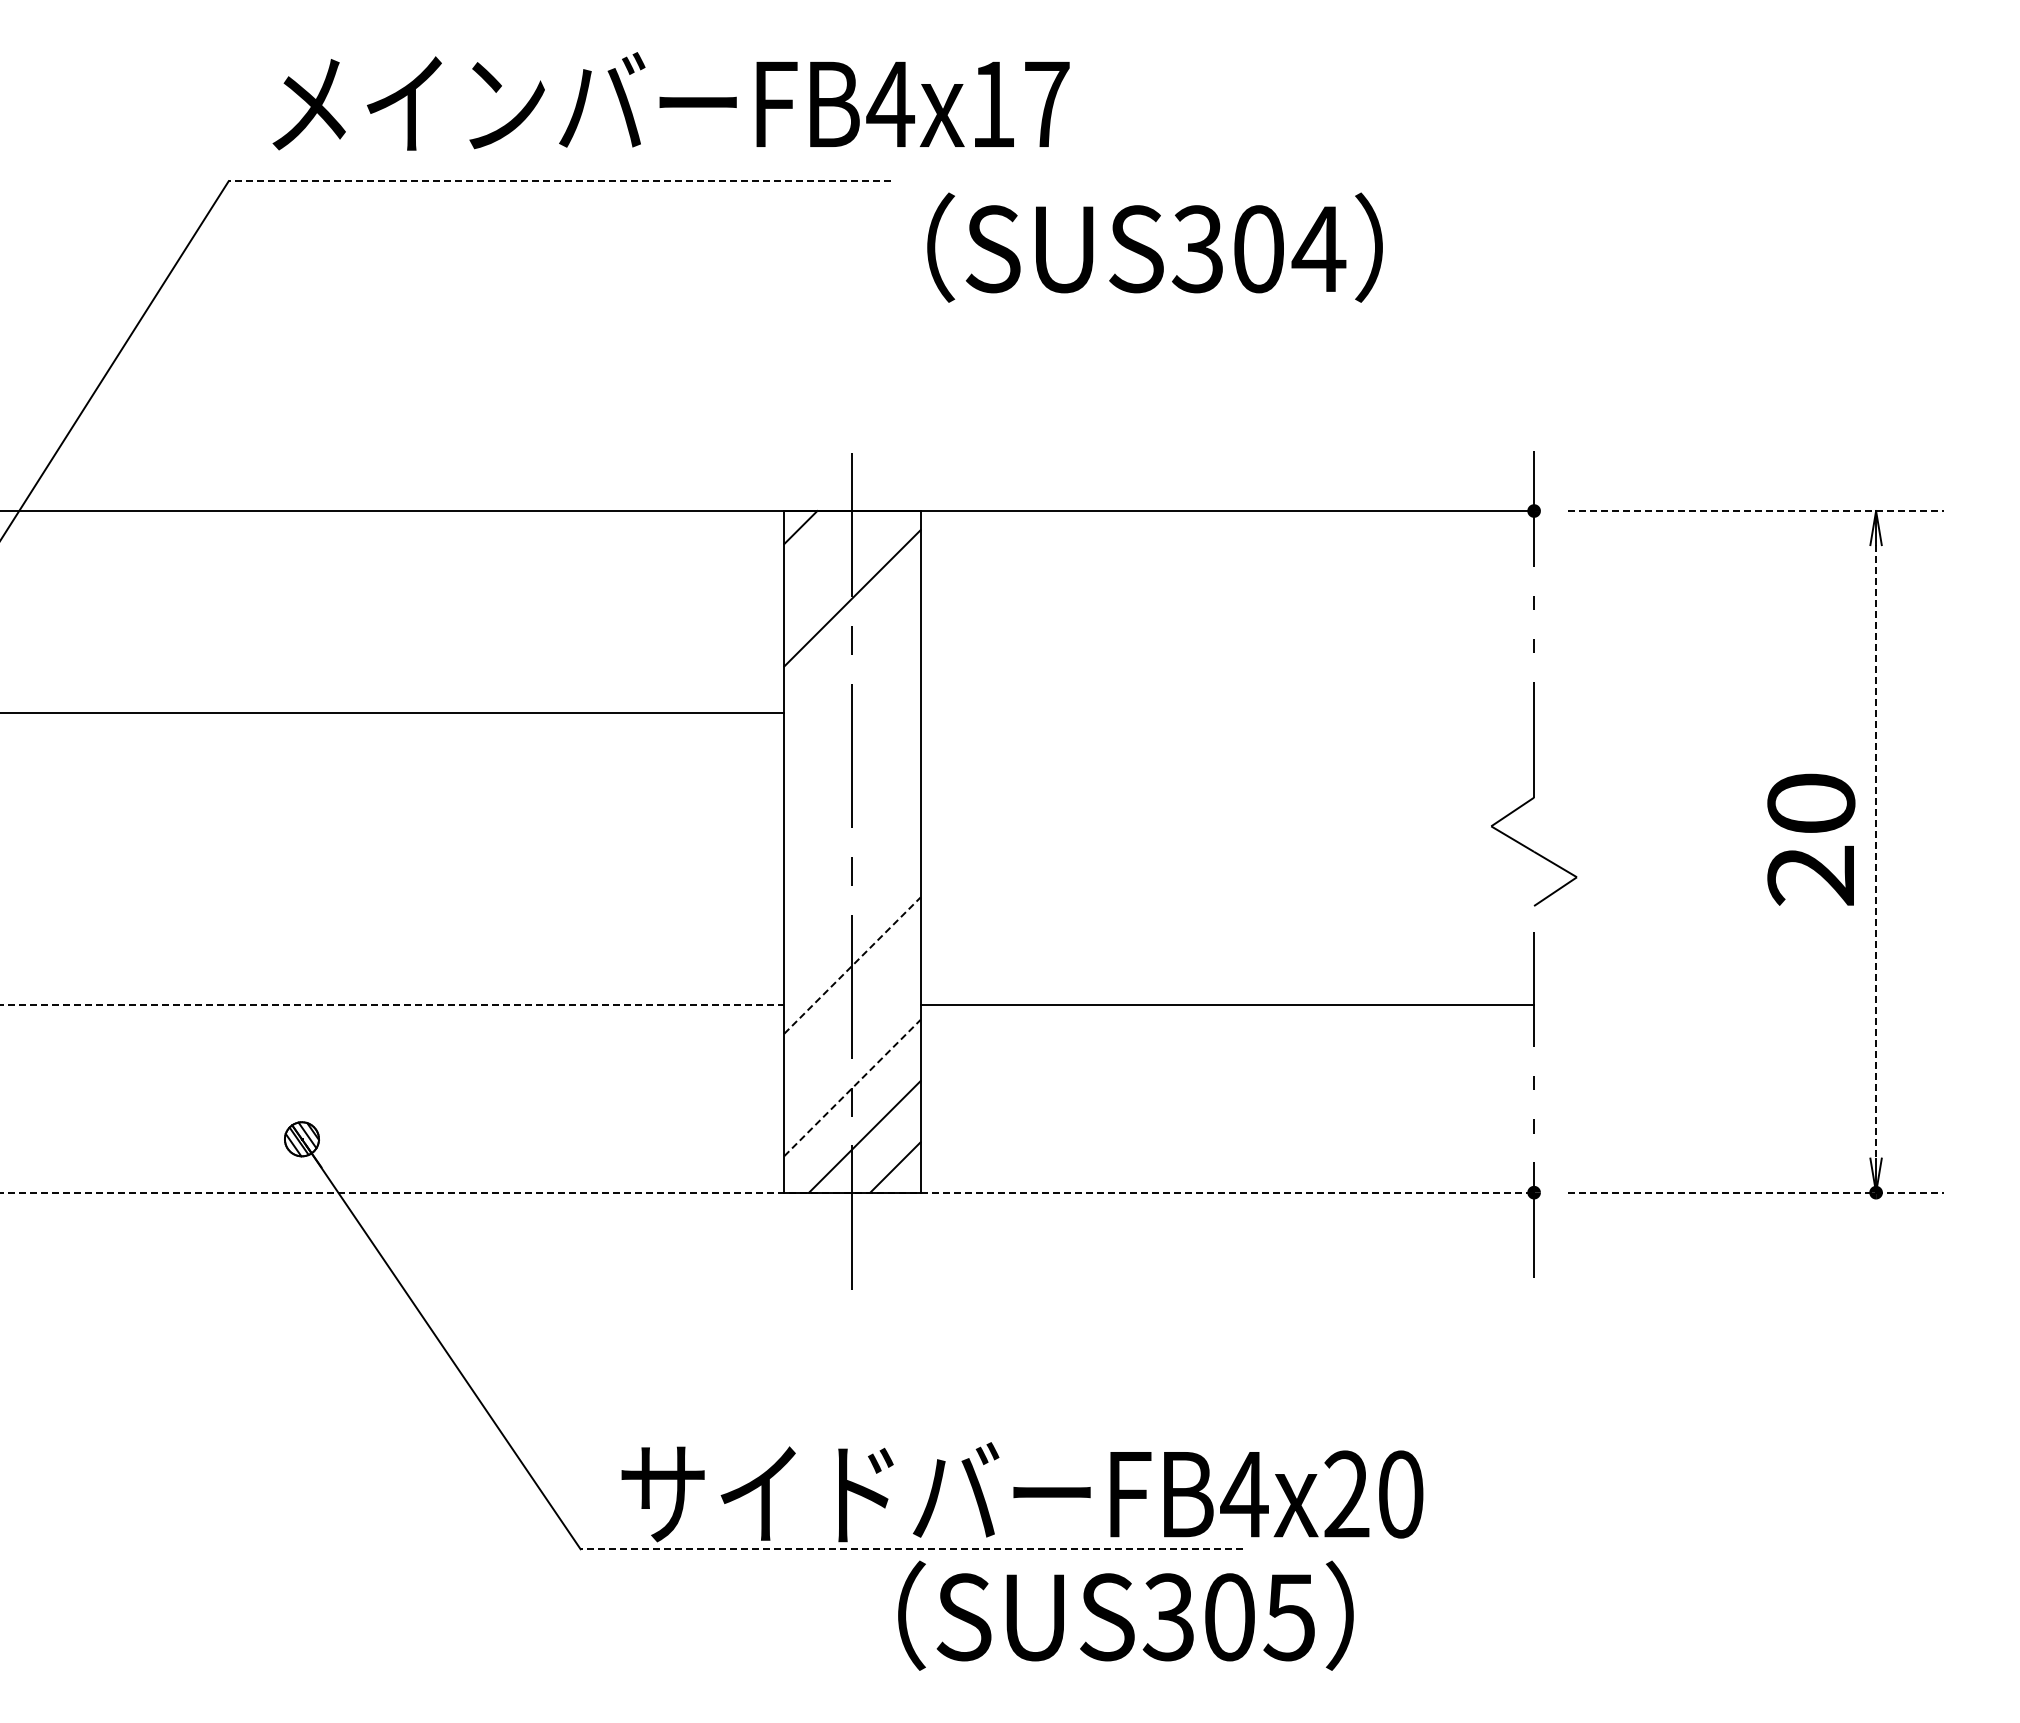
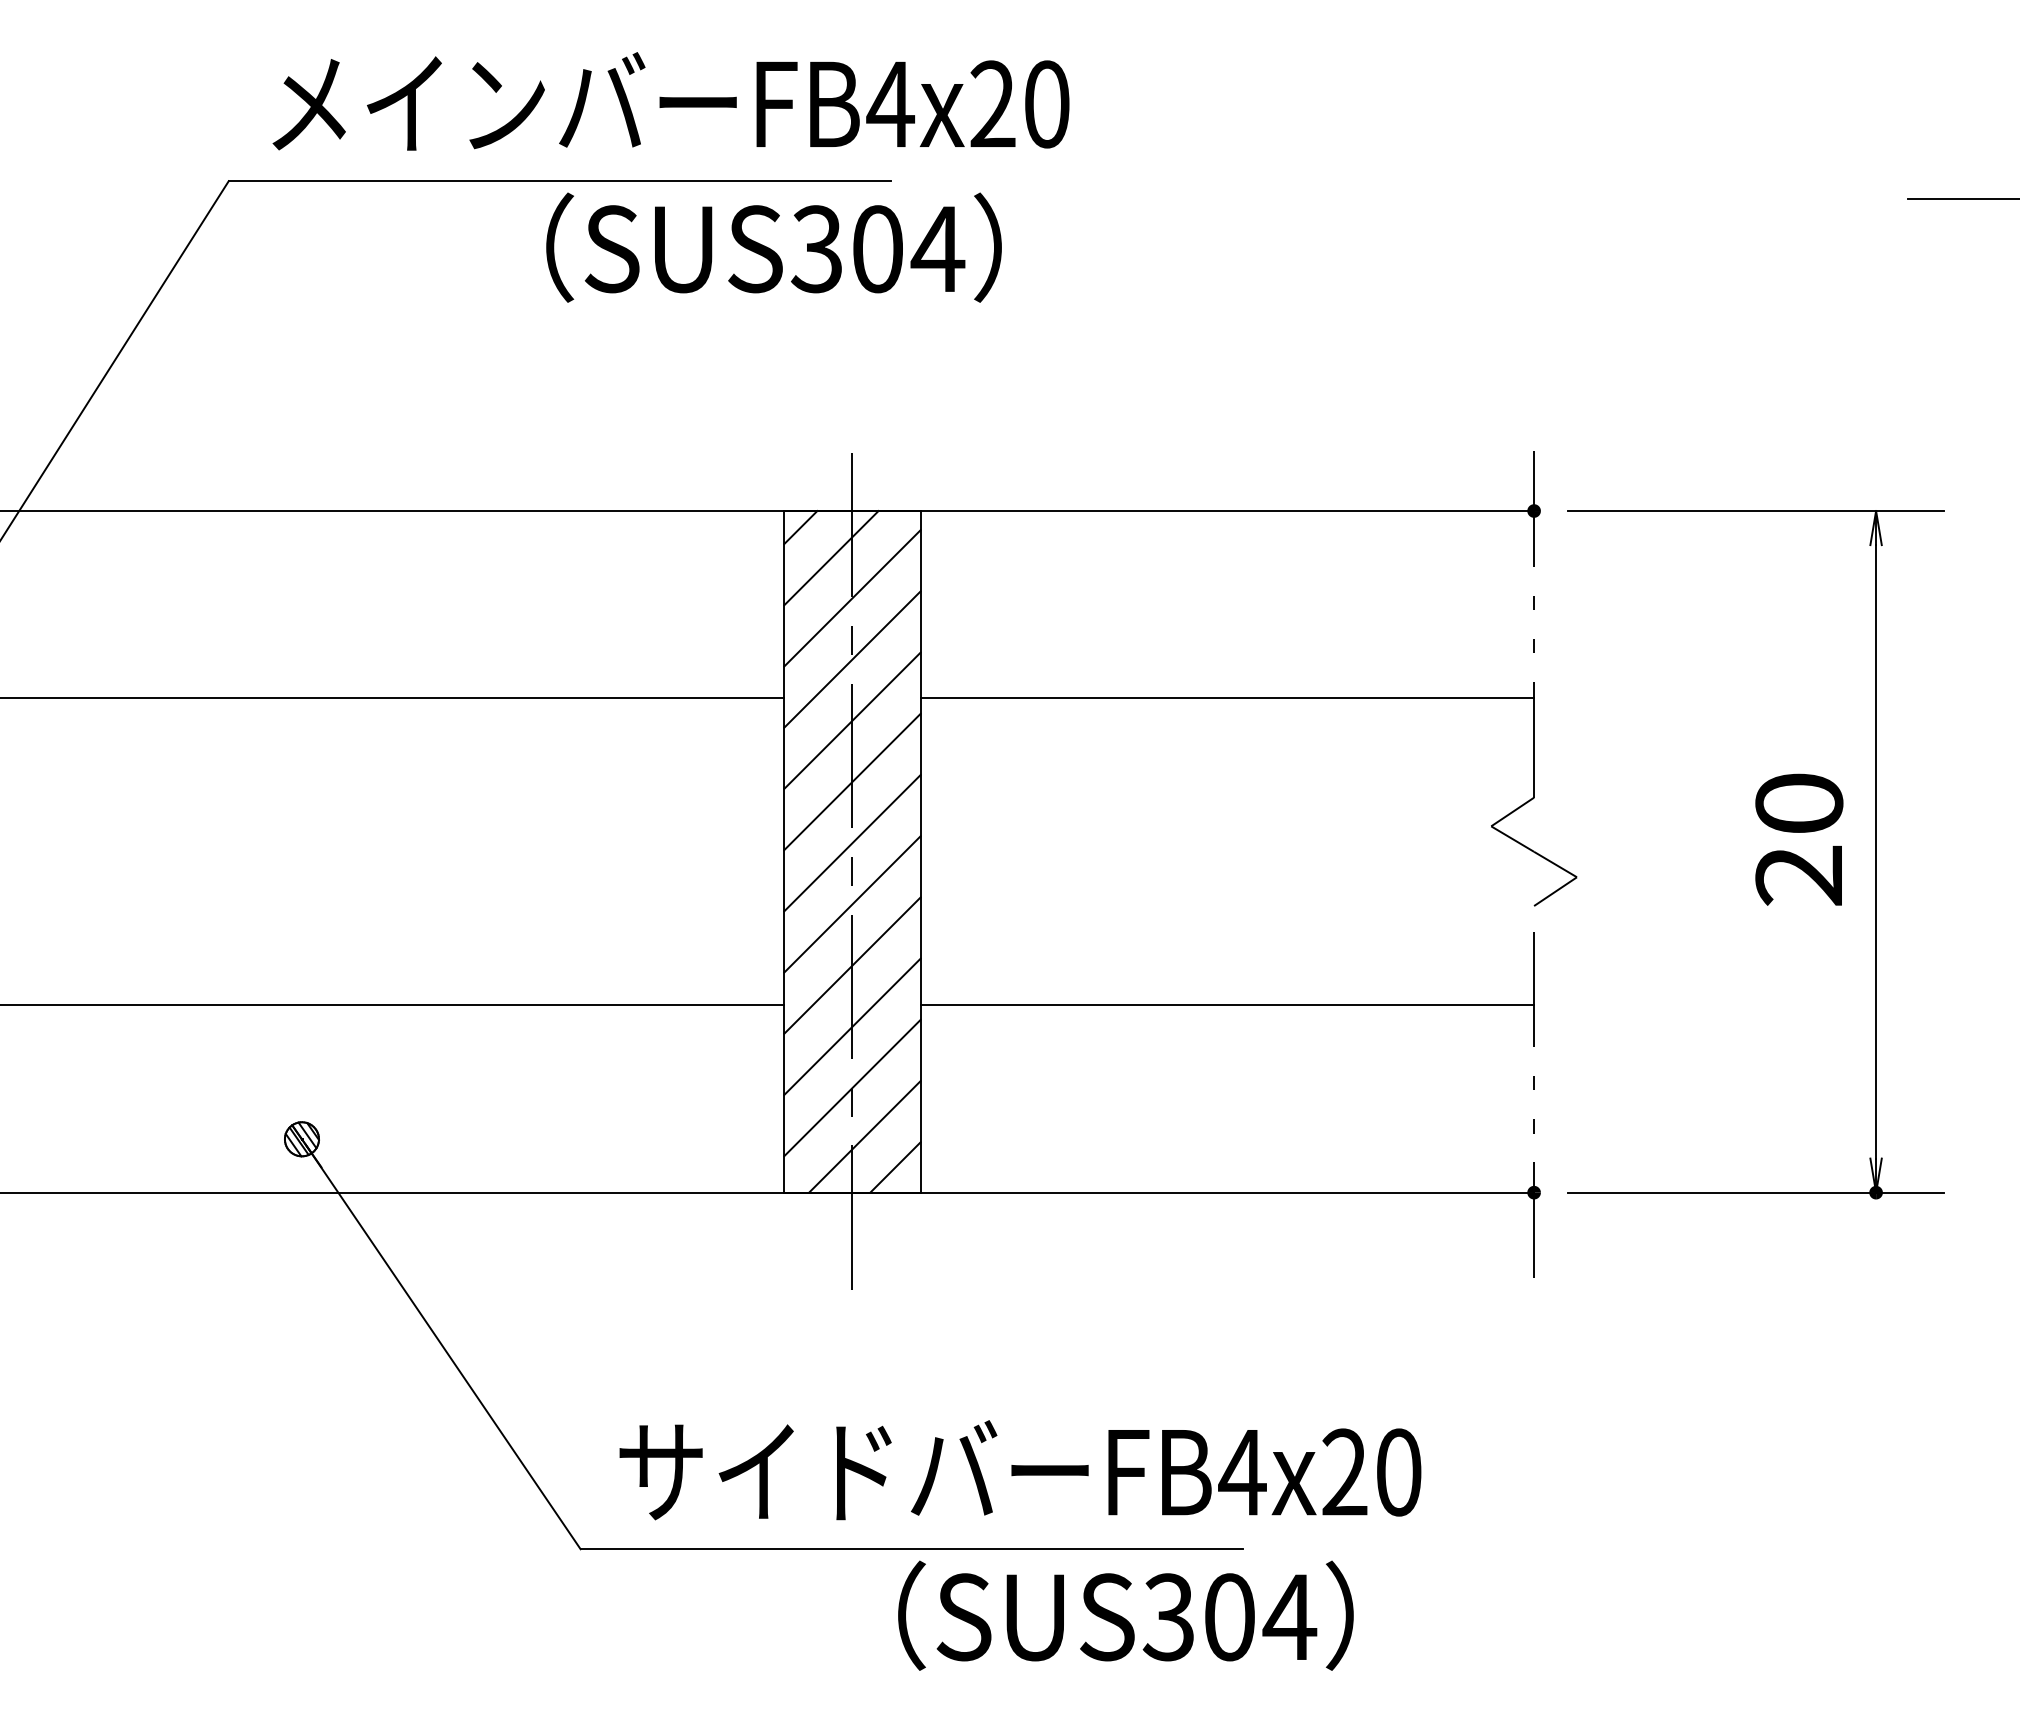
text: FB4x17 -> FB4x20 (1019, 104)
line: dashed -> solid (559, 181)
line: none -> present (1961, 198)
text position: (1154, 247) -> (773, 247) (773, 247)
line: dashed -> solid (1756, 511)
line: none -> present (831, 558)
line: none -> present (852, 659)
line: none -> present (1227, 698)
line position: (393, 713) -> (393, 698) (393, 698)
line: none -> present (852, 720)
line: none -> present (852, 781)
text position: (1811, 839) -> (1799, 839) (1799, 839)
line: none -> present (852, 843)
line: dashed -> solid (1876, 851)
line: none -> present (852, 904)
line: dashed -> solid (852, 965)
line: dashed -> solid (392, 1005)
line: none -> present (852, 1026)
line: dashed -> solid (852, 1087)
line: dashed -> solid (767, 1192)
line: dashed -> solid (1756, 1192)
text position: (1022, 1492) -> (1020, 1470) (1020, 1470)
line: dashed -> solid (911, 1549)
text: SUS305 -> SUS304 (1289, 1617)
